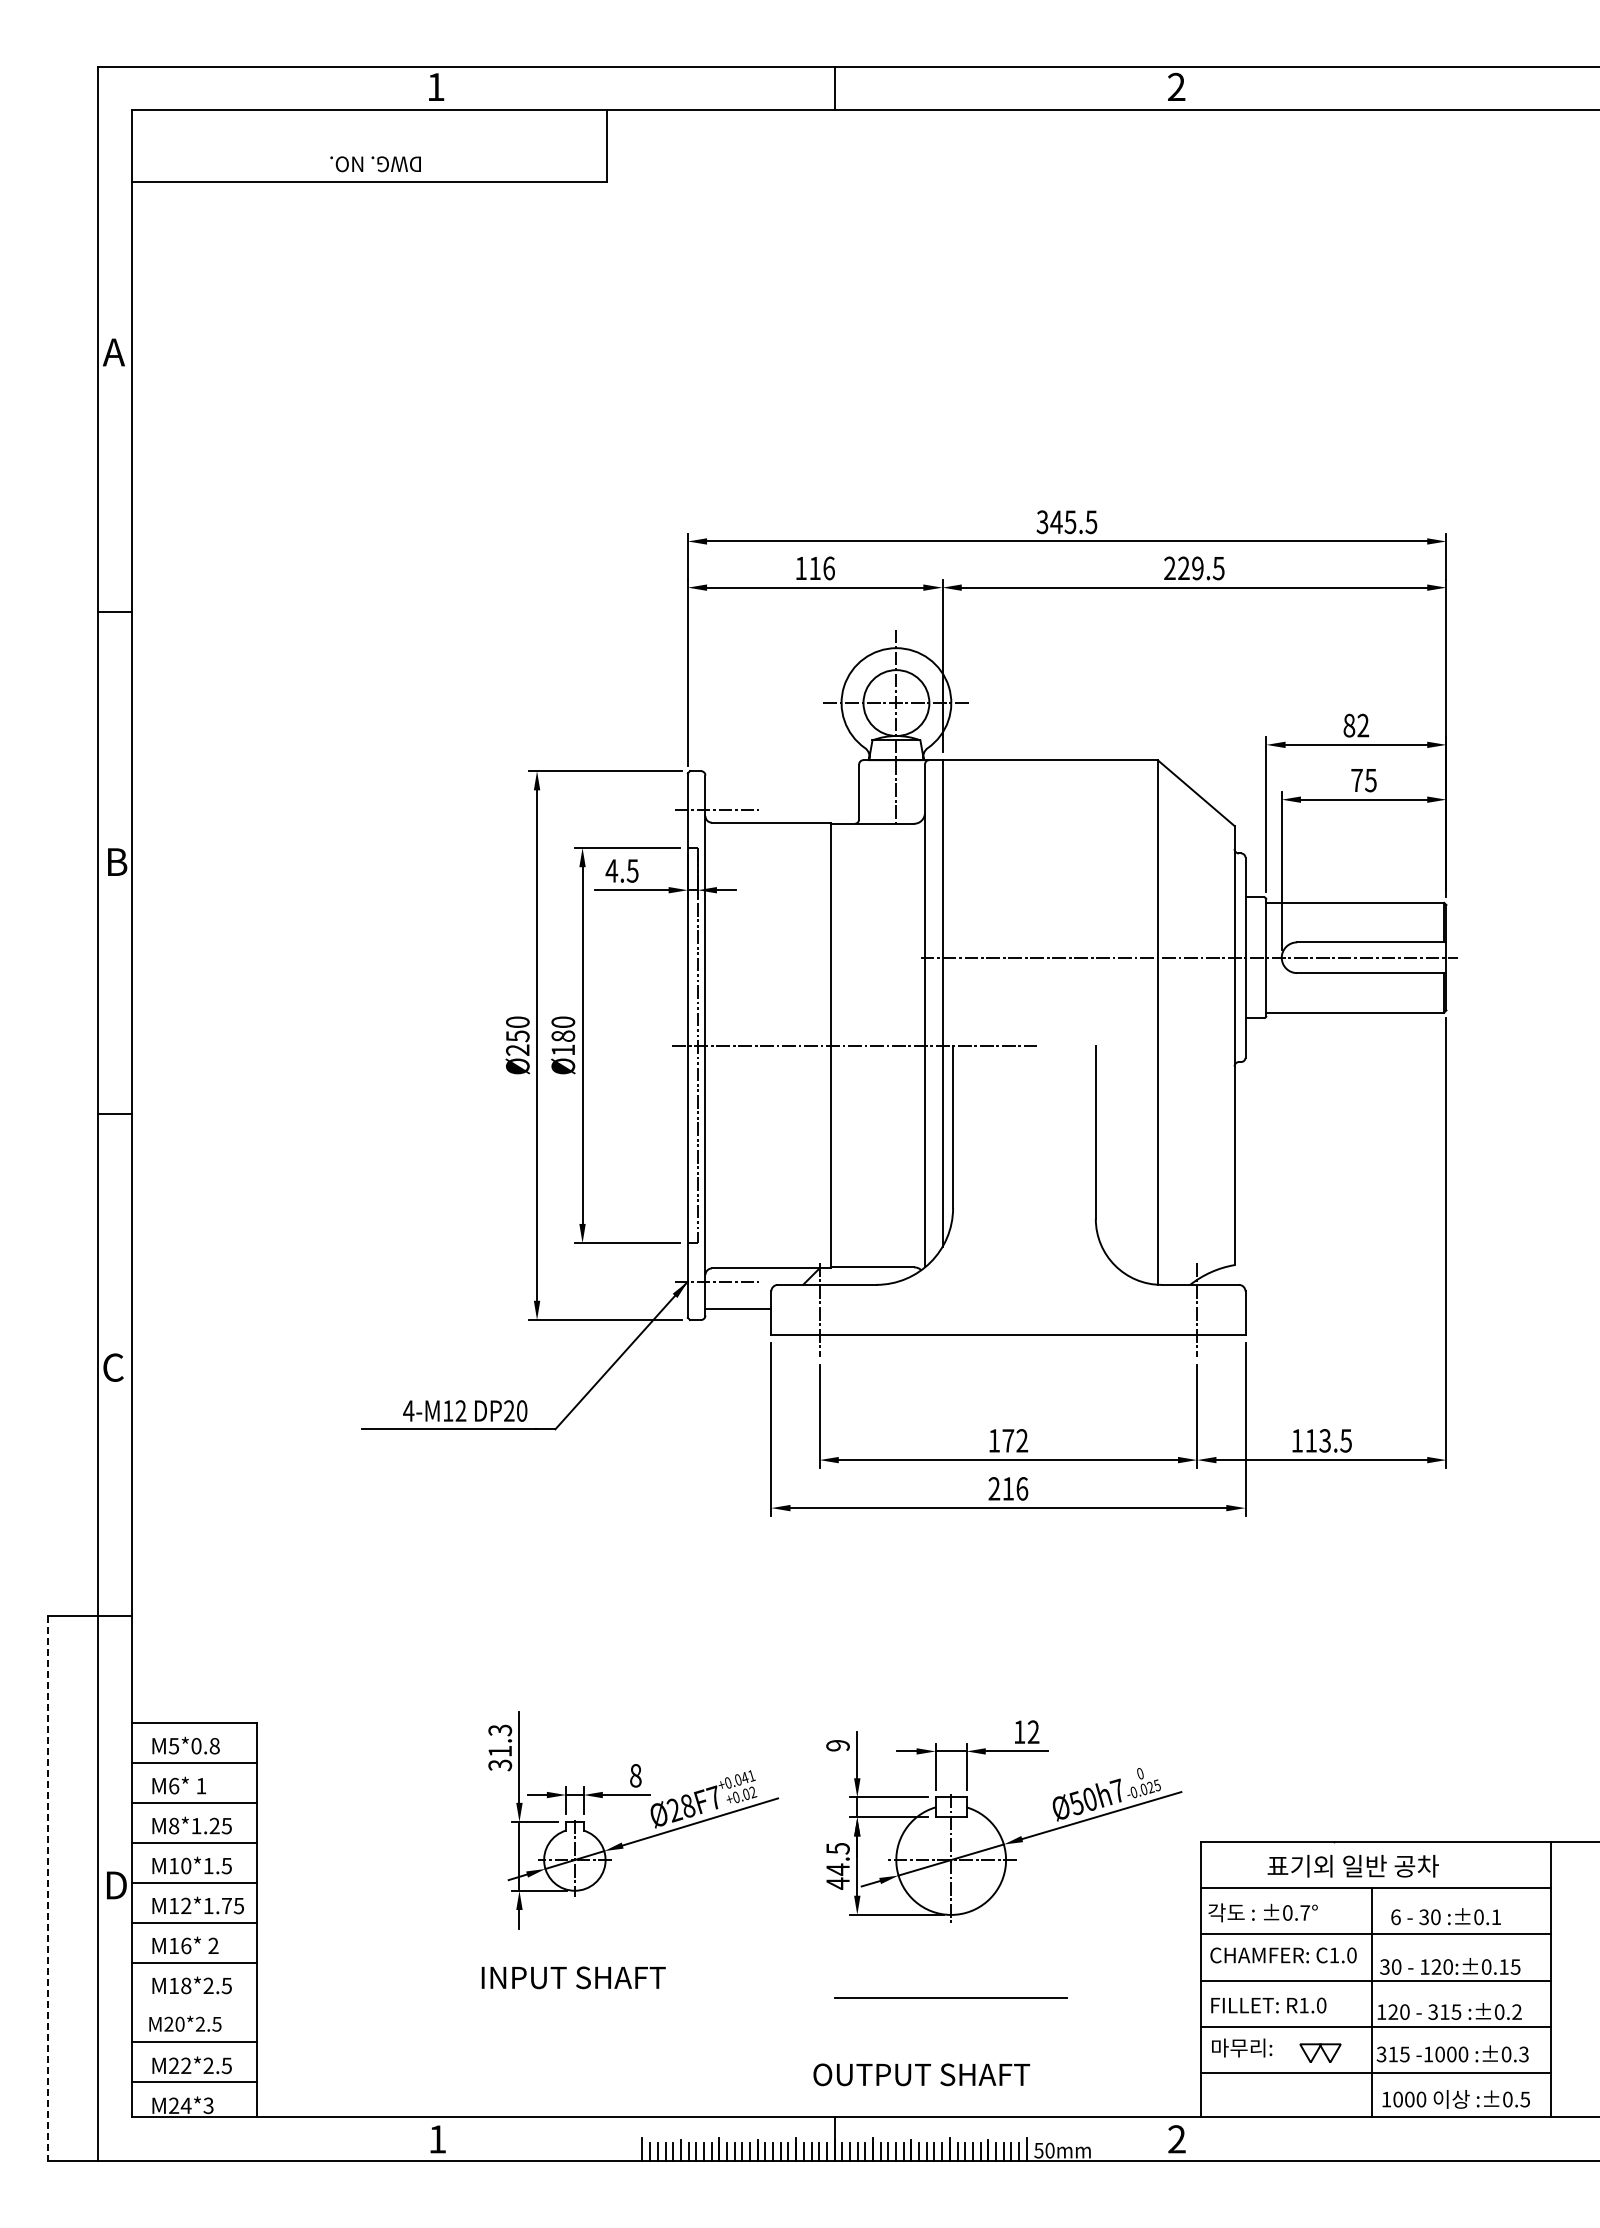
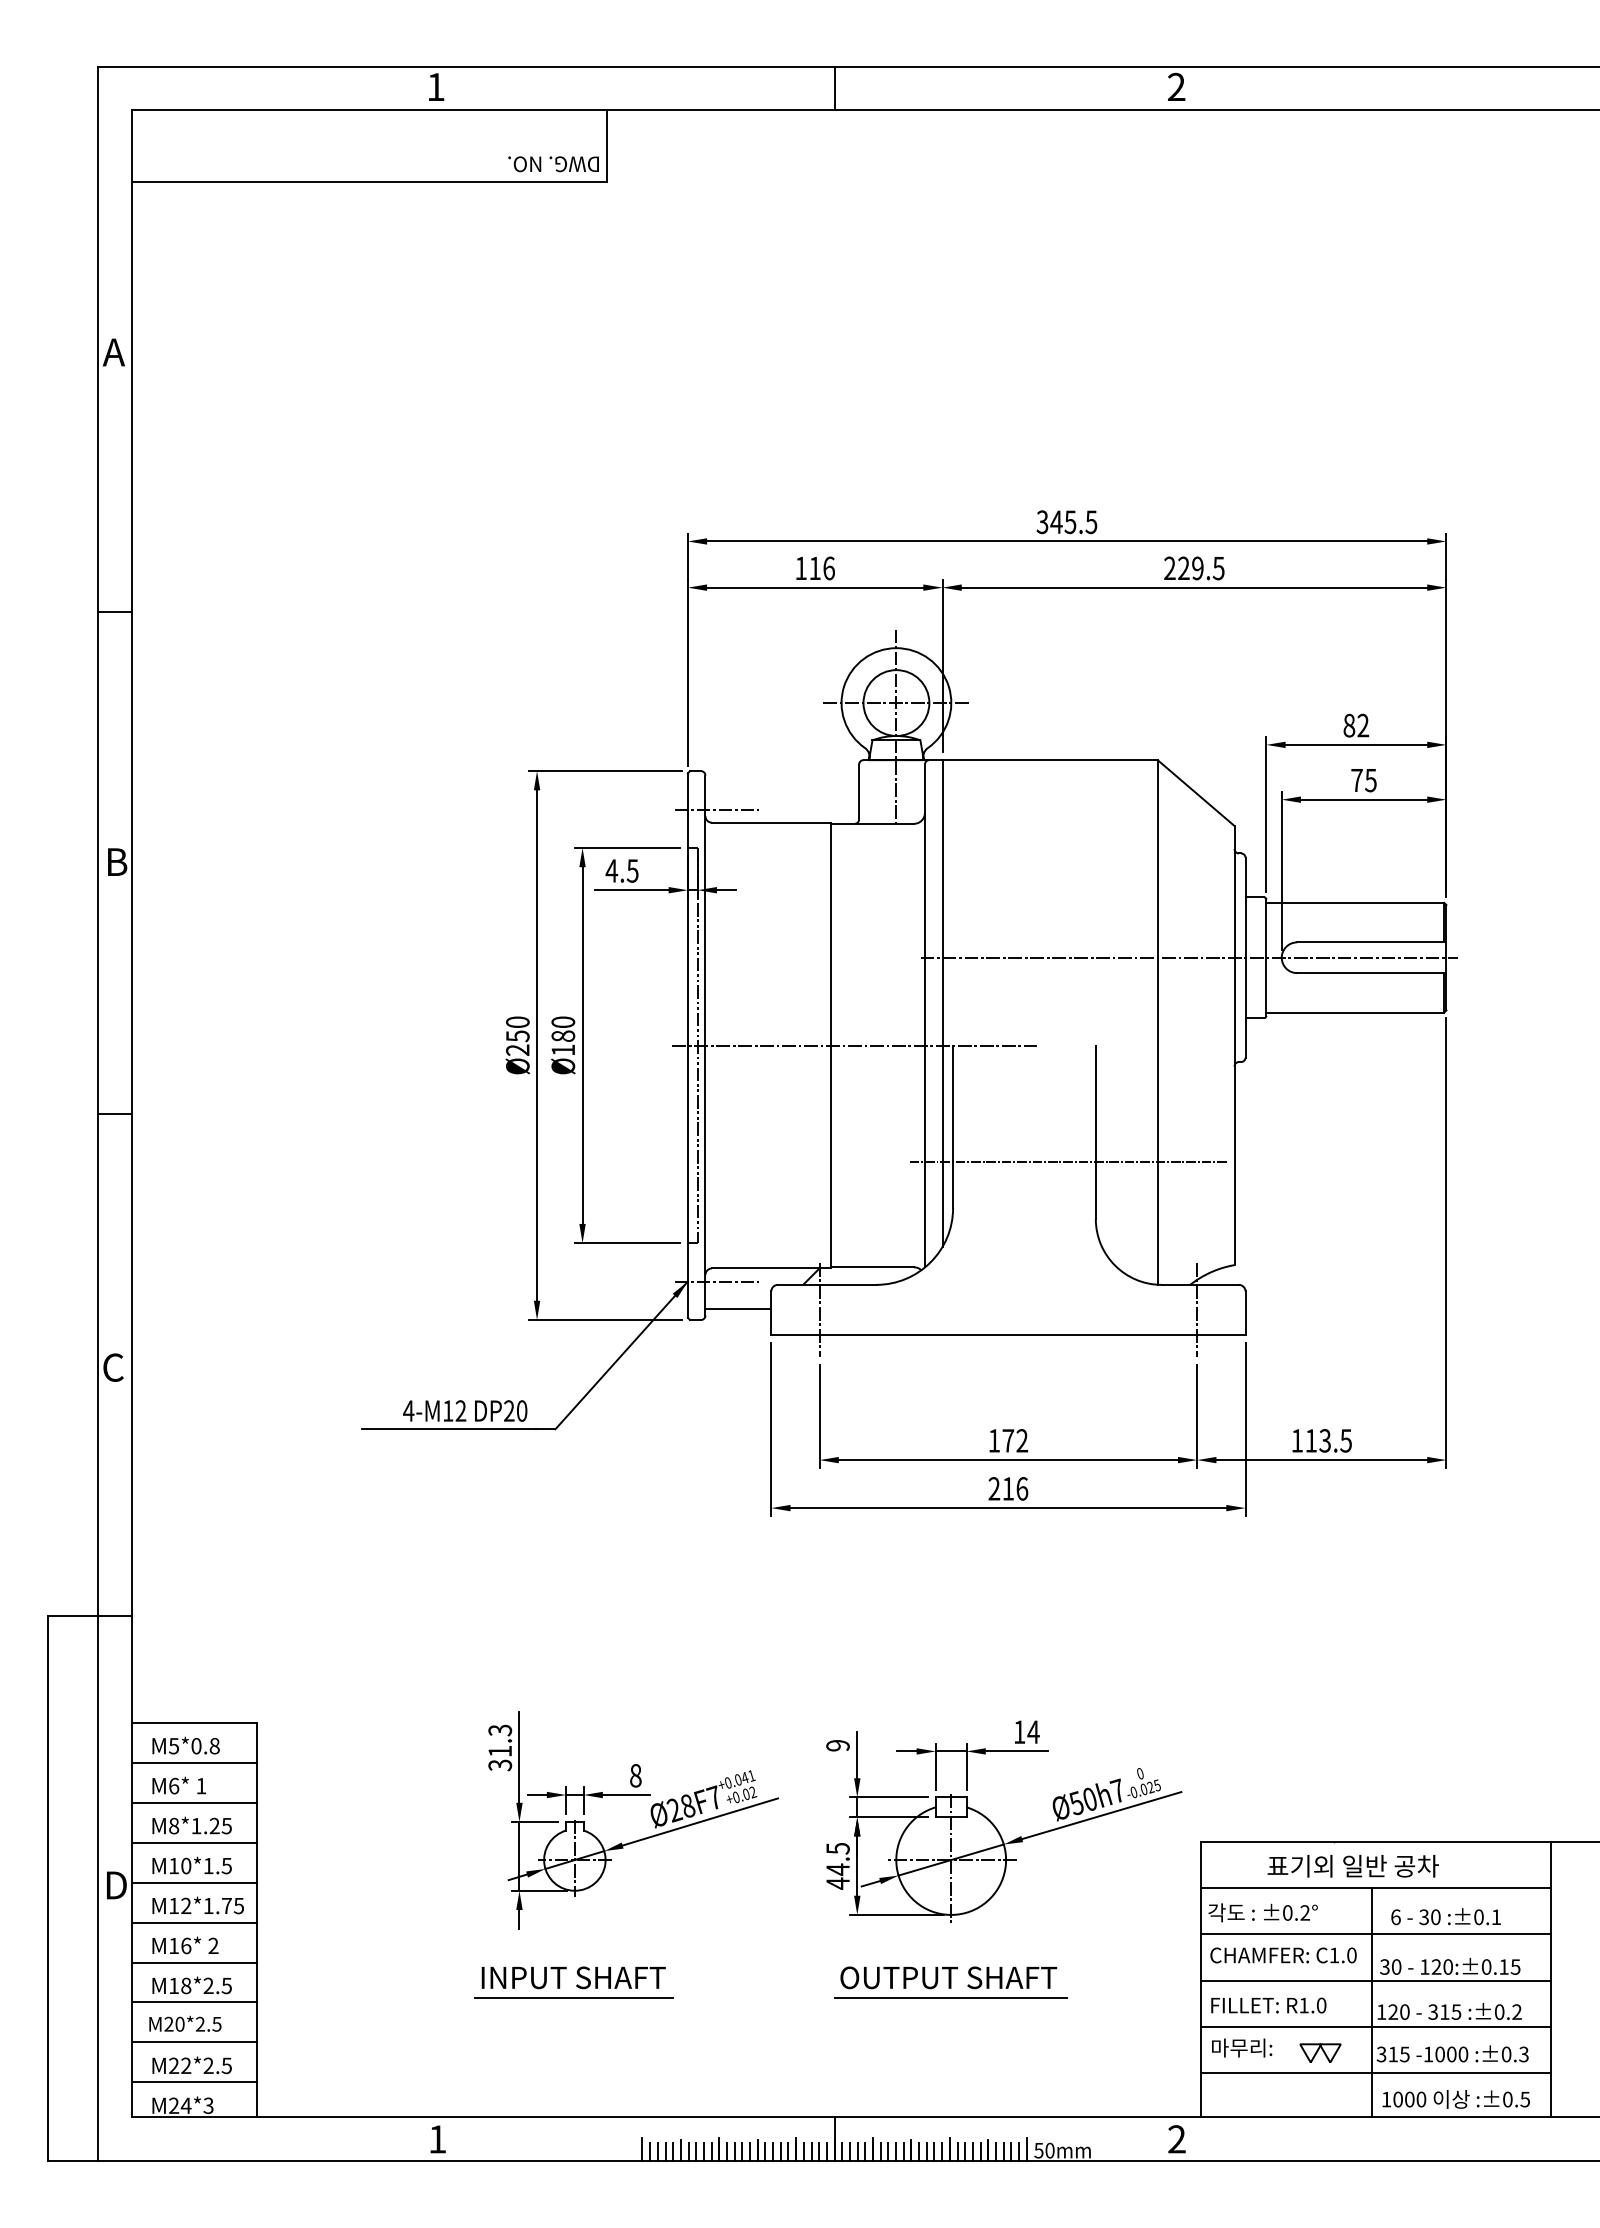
text position: (375, 164) -> (553, 164) (553, 164)
line: none -> present (1068, 1161)
text: 12 -> 14 (1033, 1731)
line: dashed -> solid (47, 1888)
text: ±0.7° -> ±0.2° (1304, 1912)
line: none -> present (573, 1998)
line: none -> present (194, 2002)
text position: (921, 2074) -> (948, 1977) (948, 1977)
